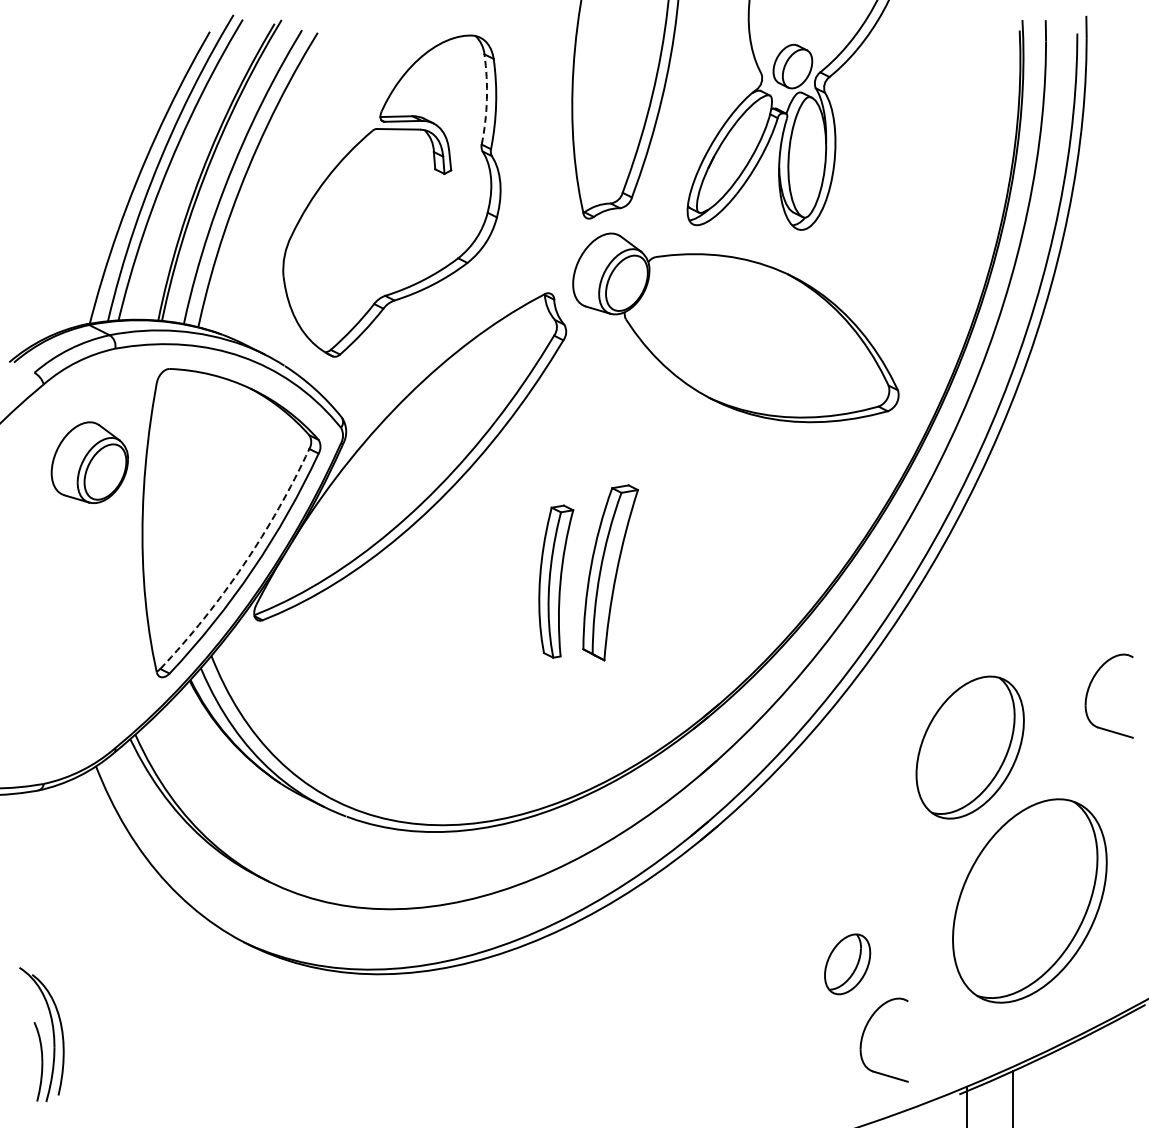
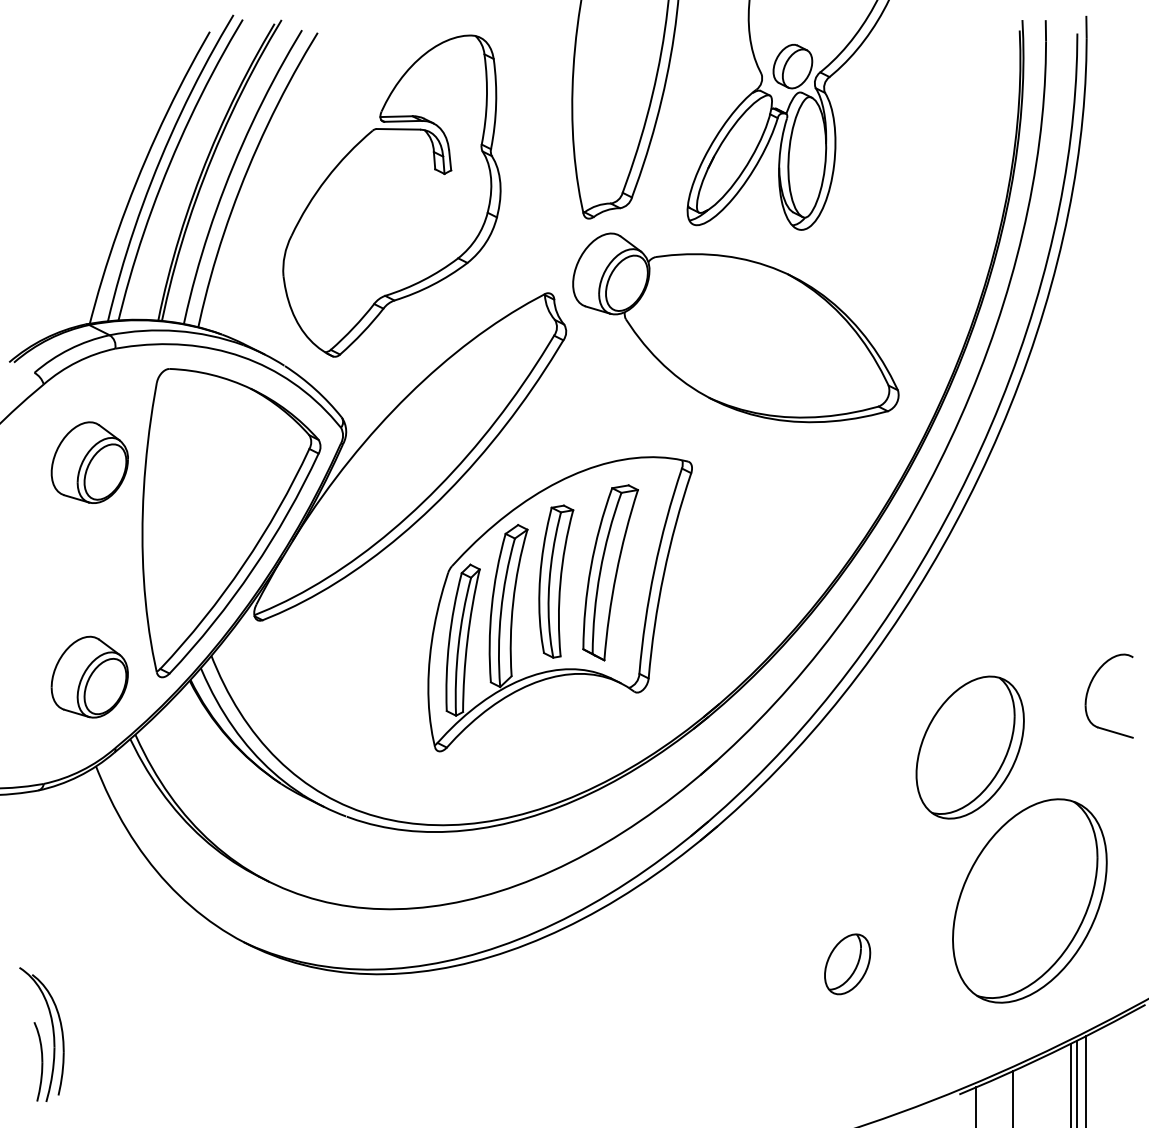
arc: dashed -> solid (486, 99)
arc: dashed -> solid (243, 564)
part: none -> present (559, 604)
part: none -> present (89, 676)
part: present -> none (864, 1033)
line: none -> present (1085, 1080)
line: none -> present (1076, 1082)
line: none -> present (1070, 1083)
line position: (967, 1105) -> (976, 1105) (976, 1105)
